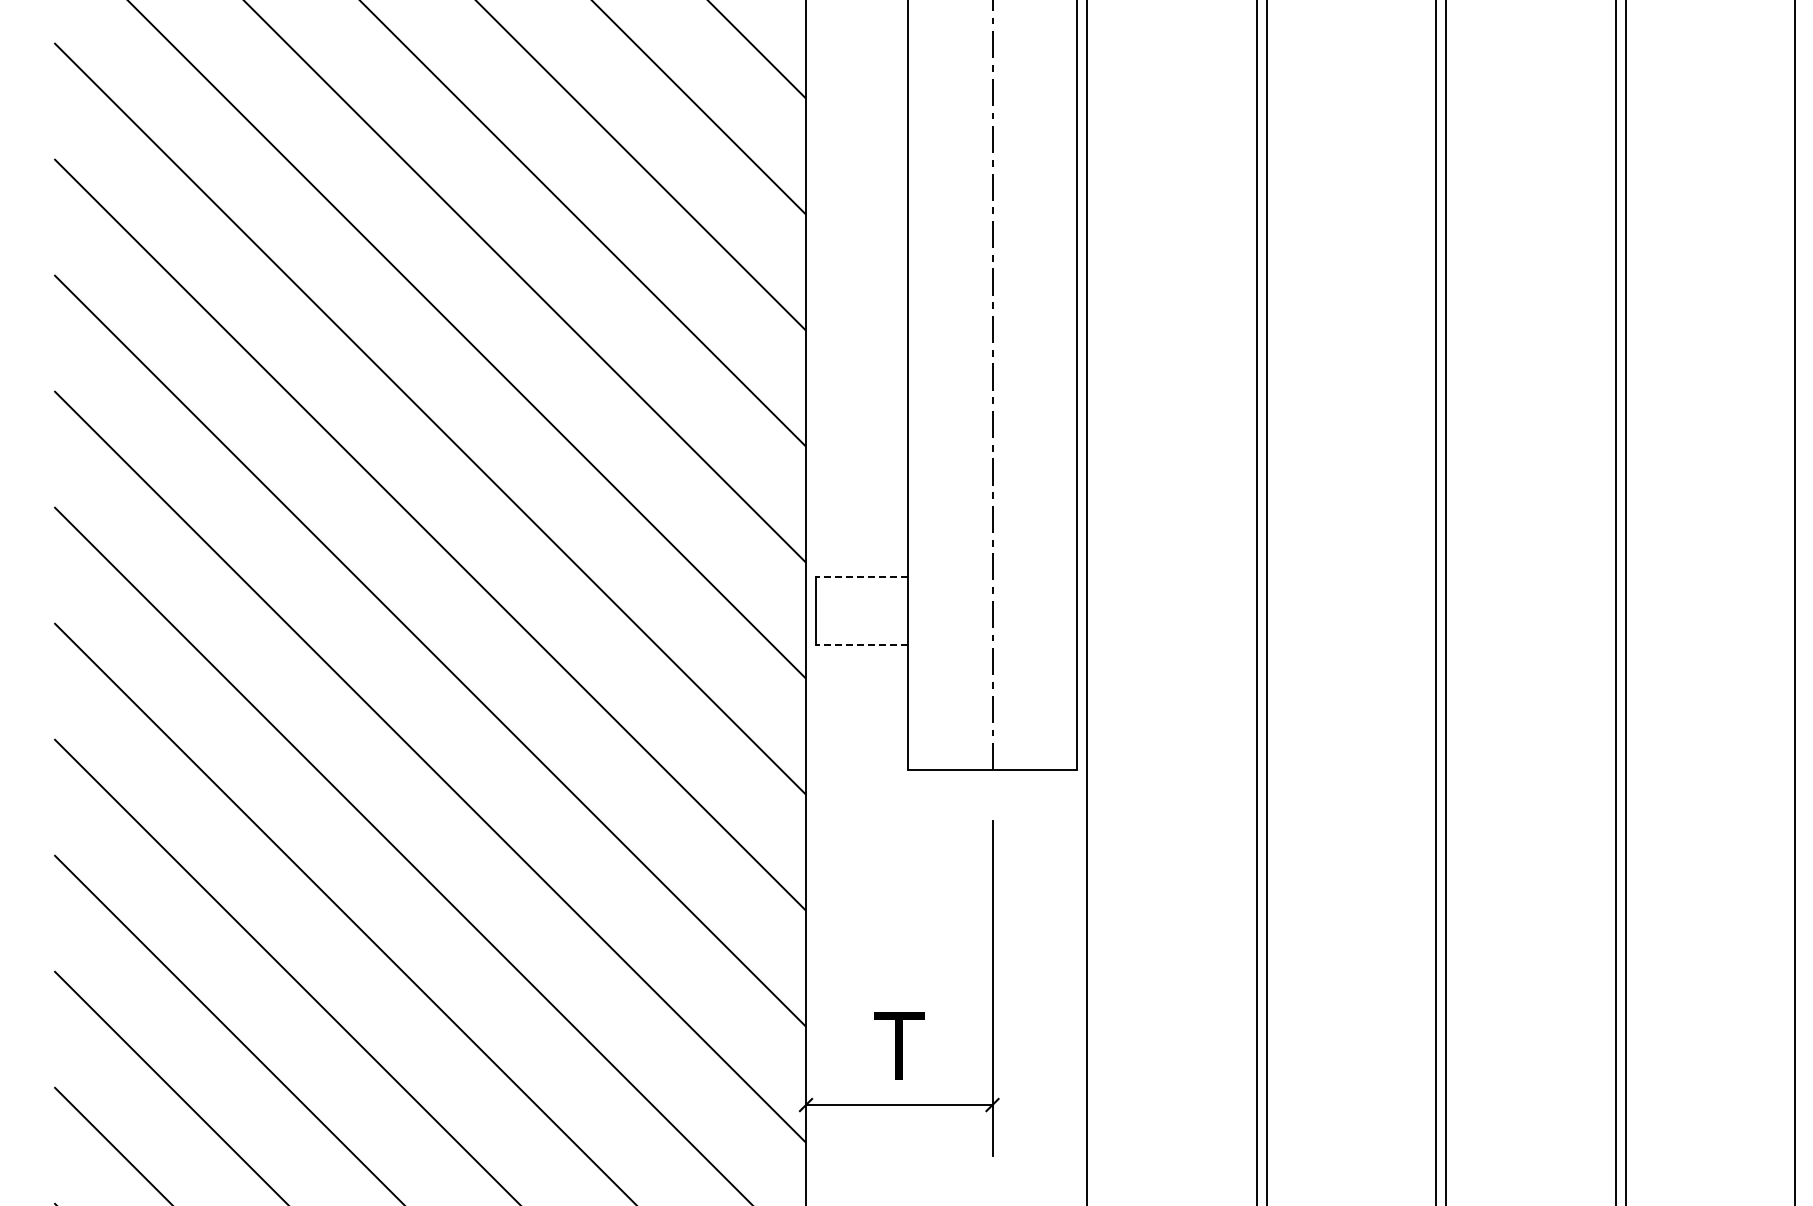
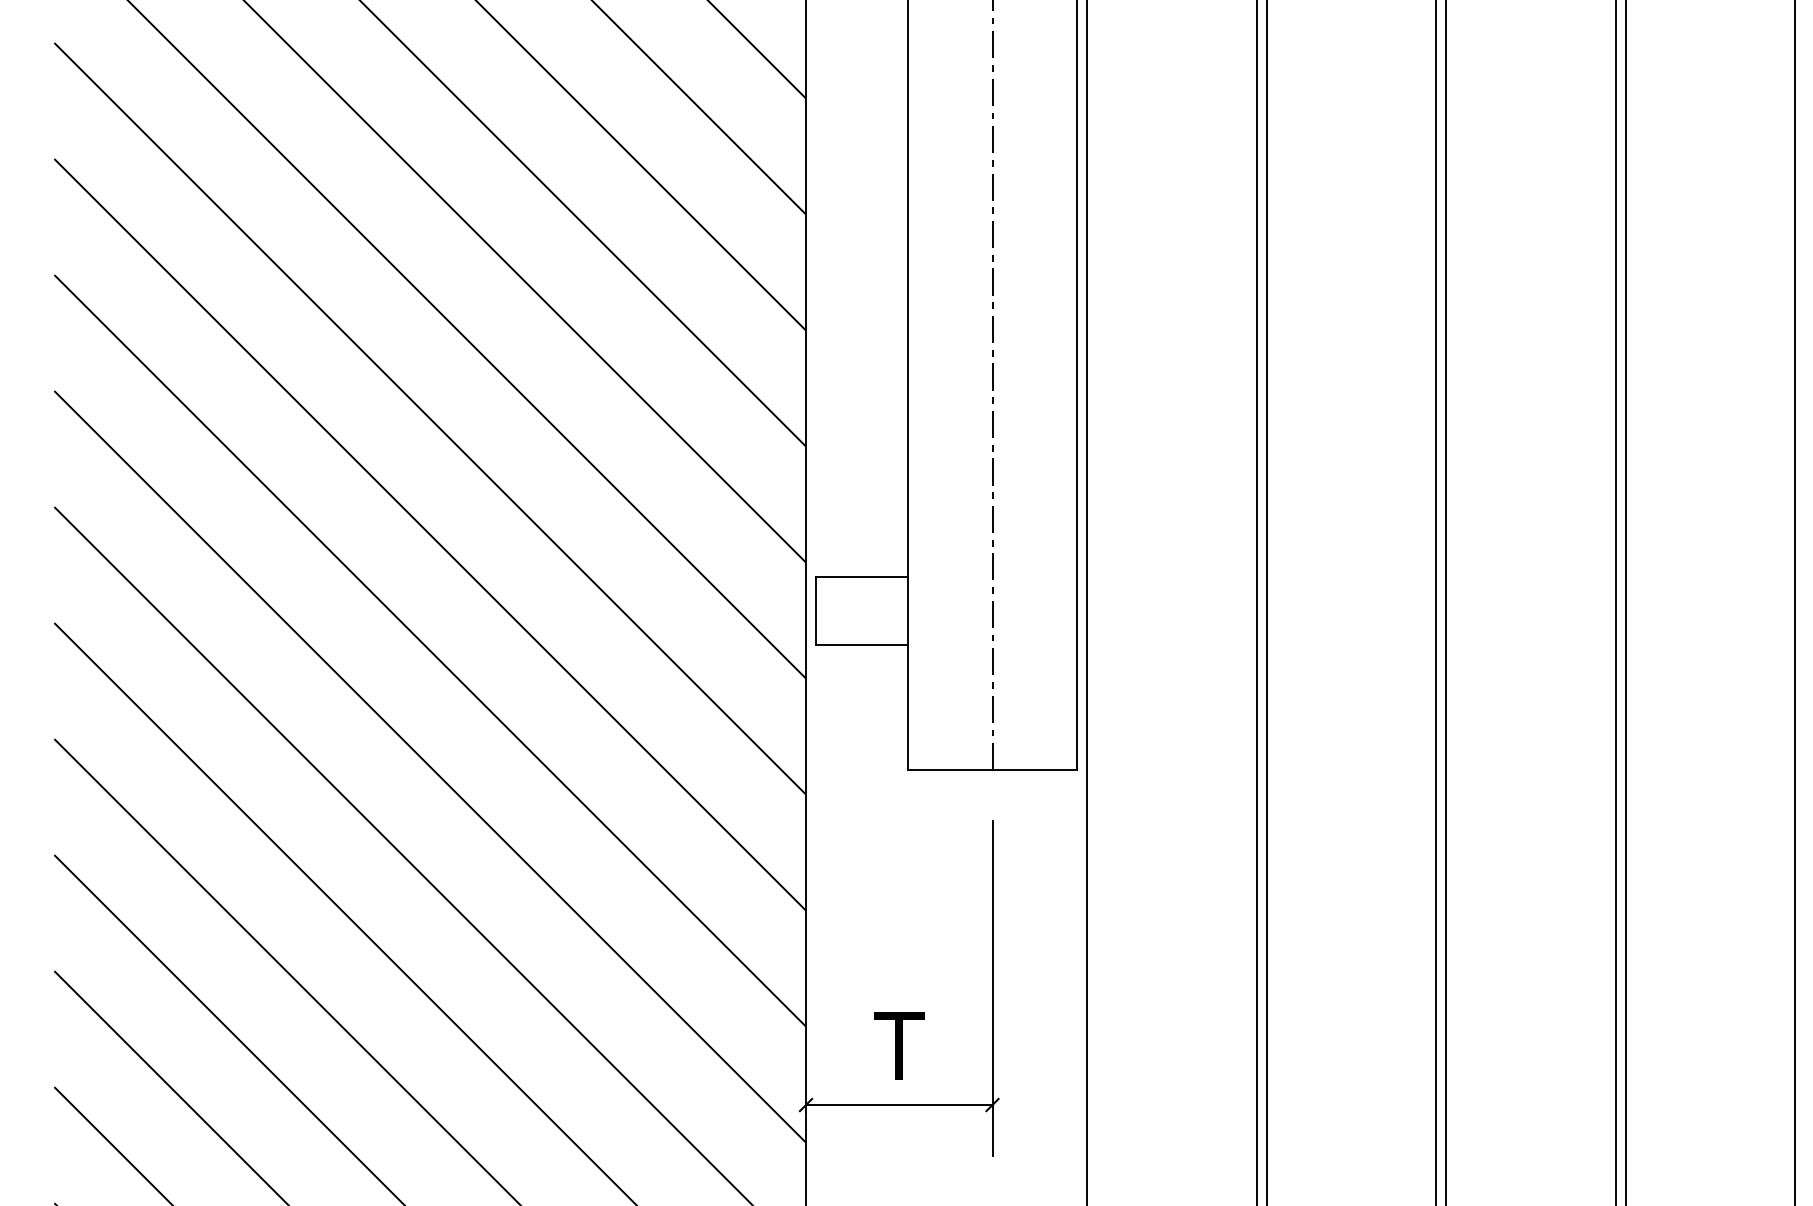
line: dashed -> solid (861, 577)
line: dashed -> solid (861, 644)
